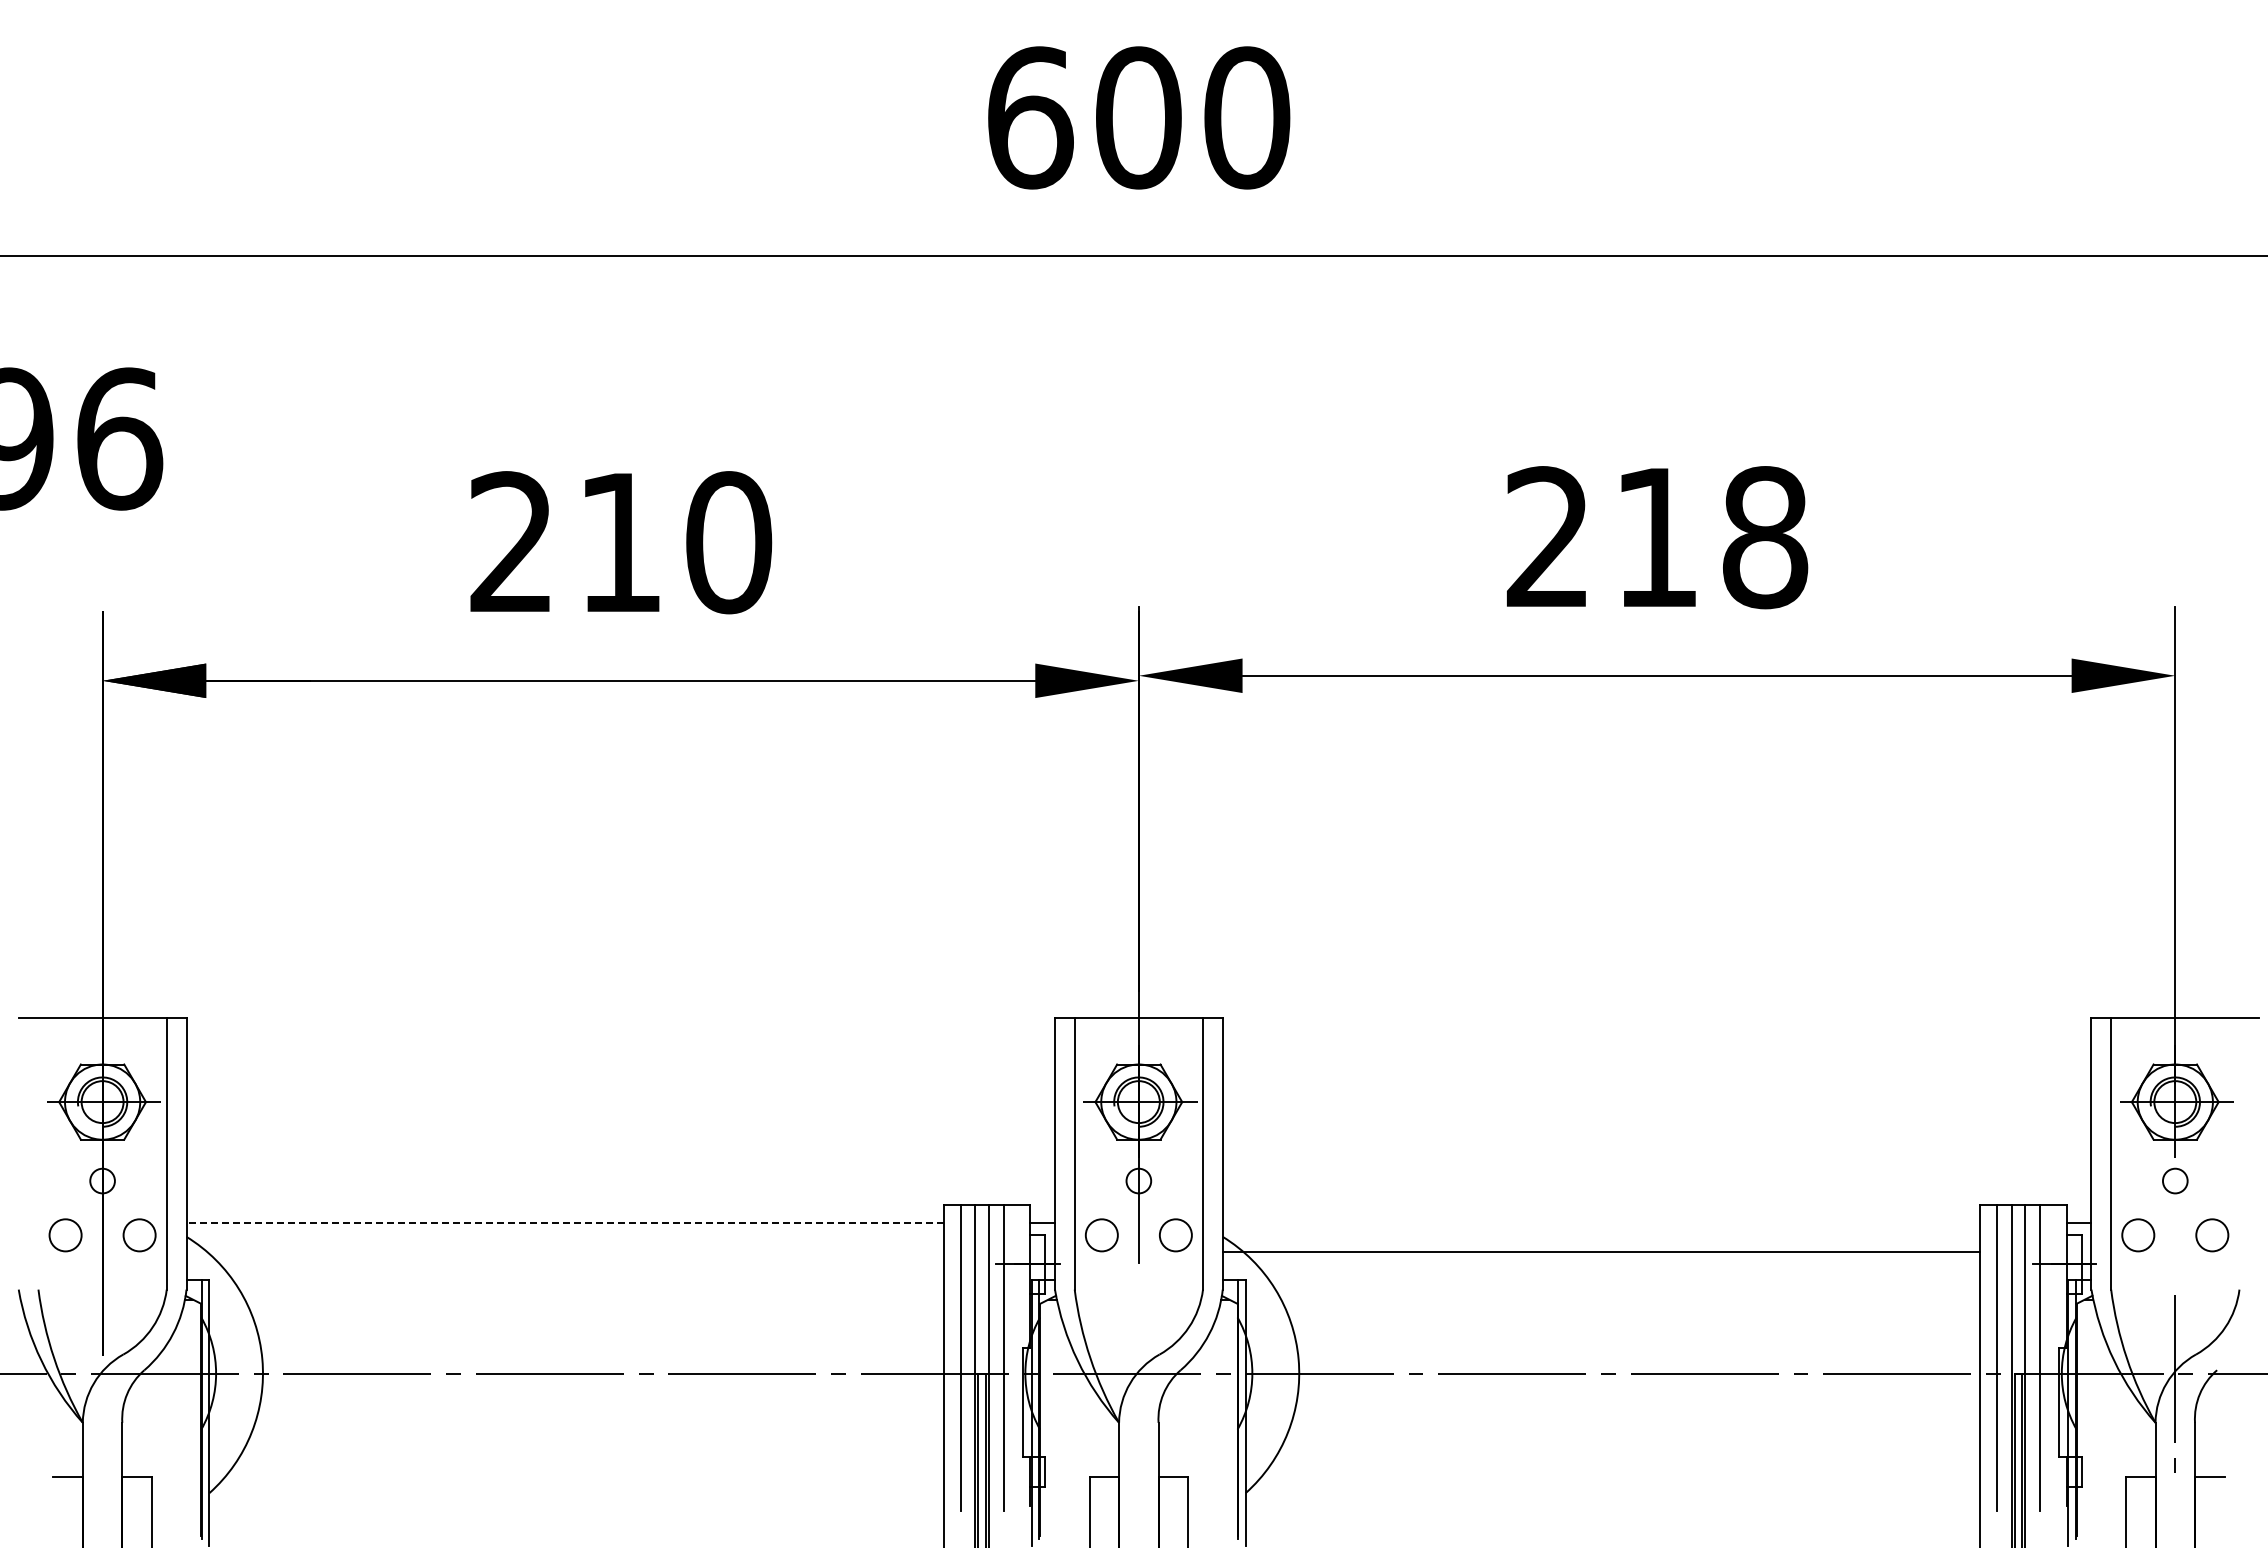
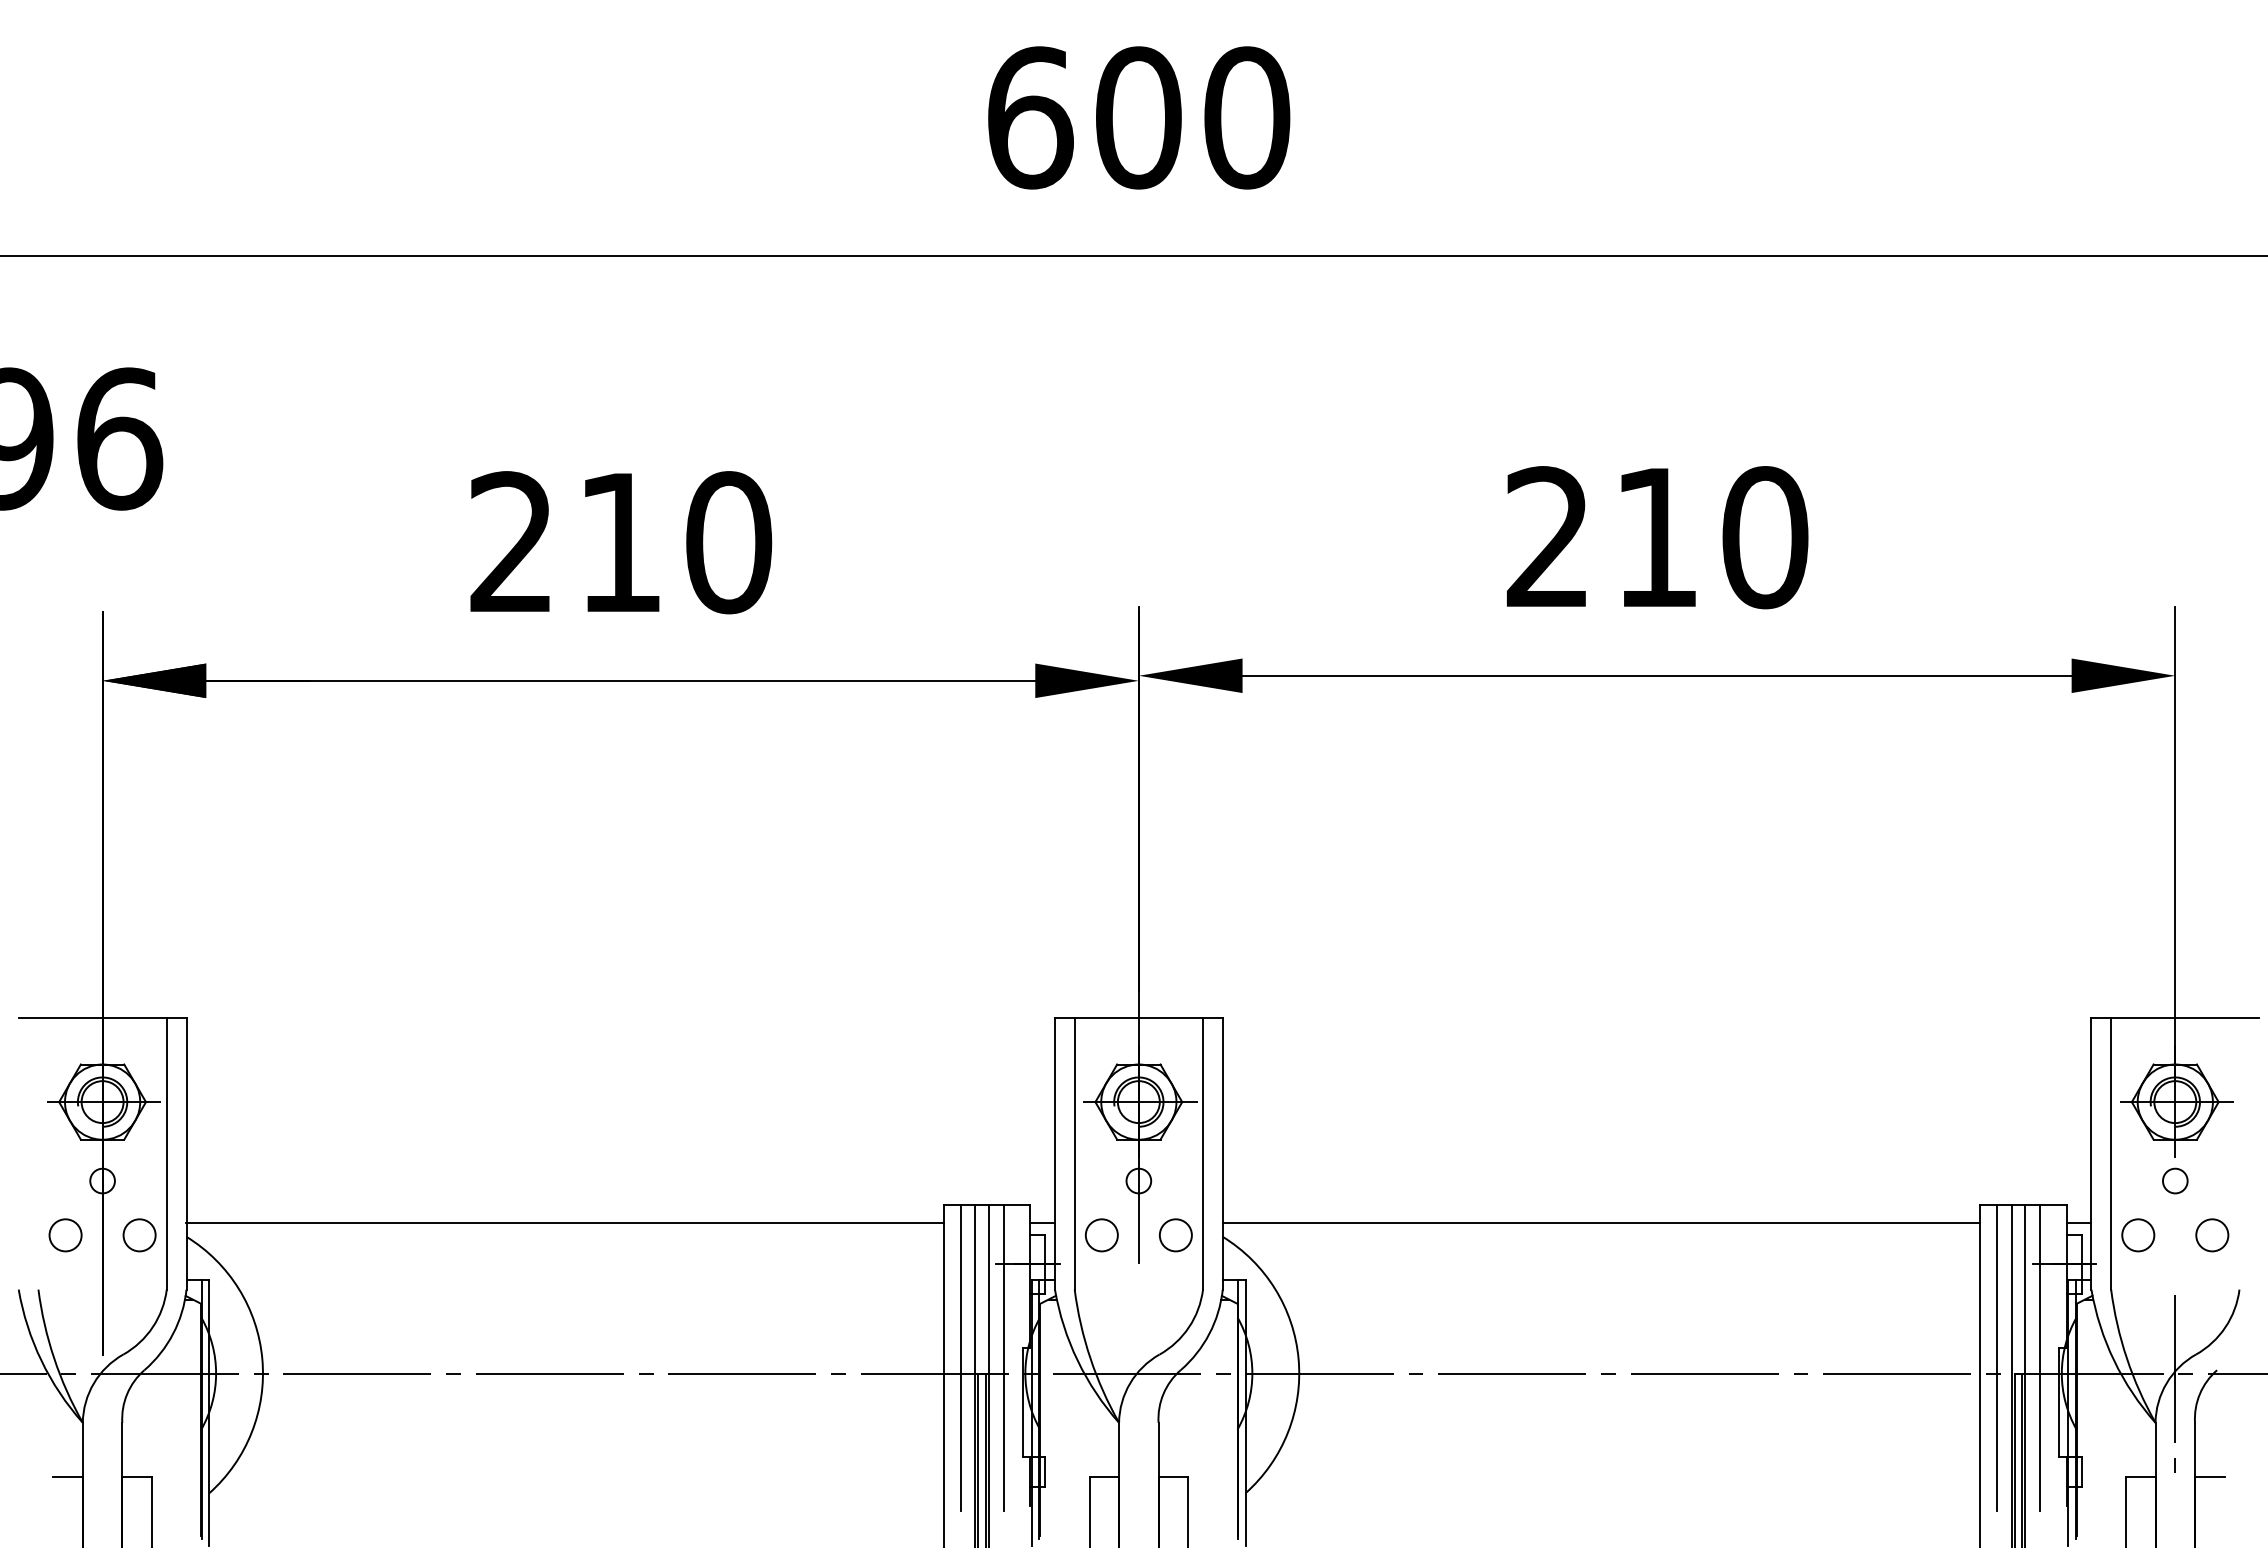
text: 218 -> 210 (1765, 537)
line: dashed -> solid (565, 1223)
line position: (1601, 1252) -> (1601, 1223) (1601, 1223)
